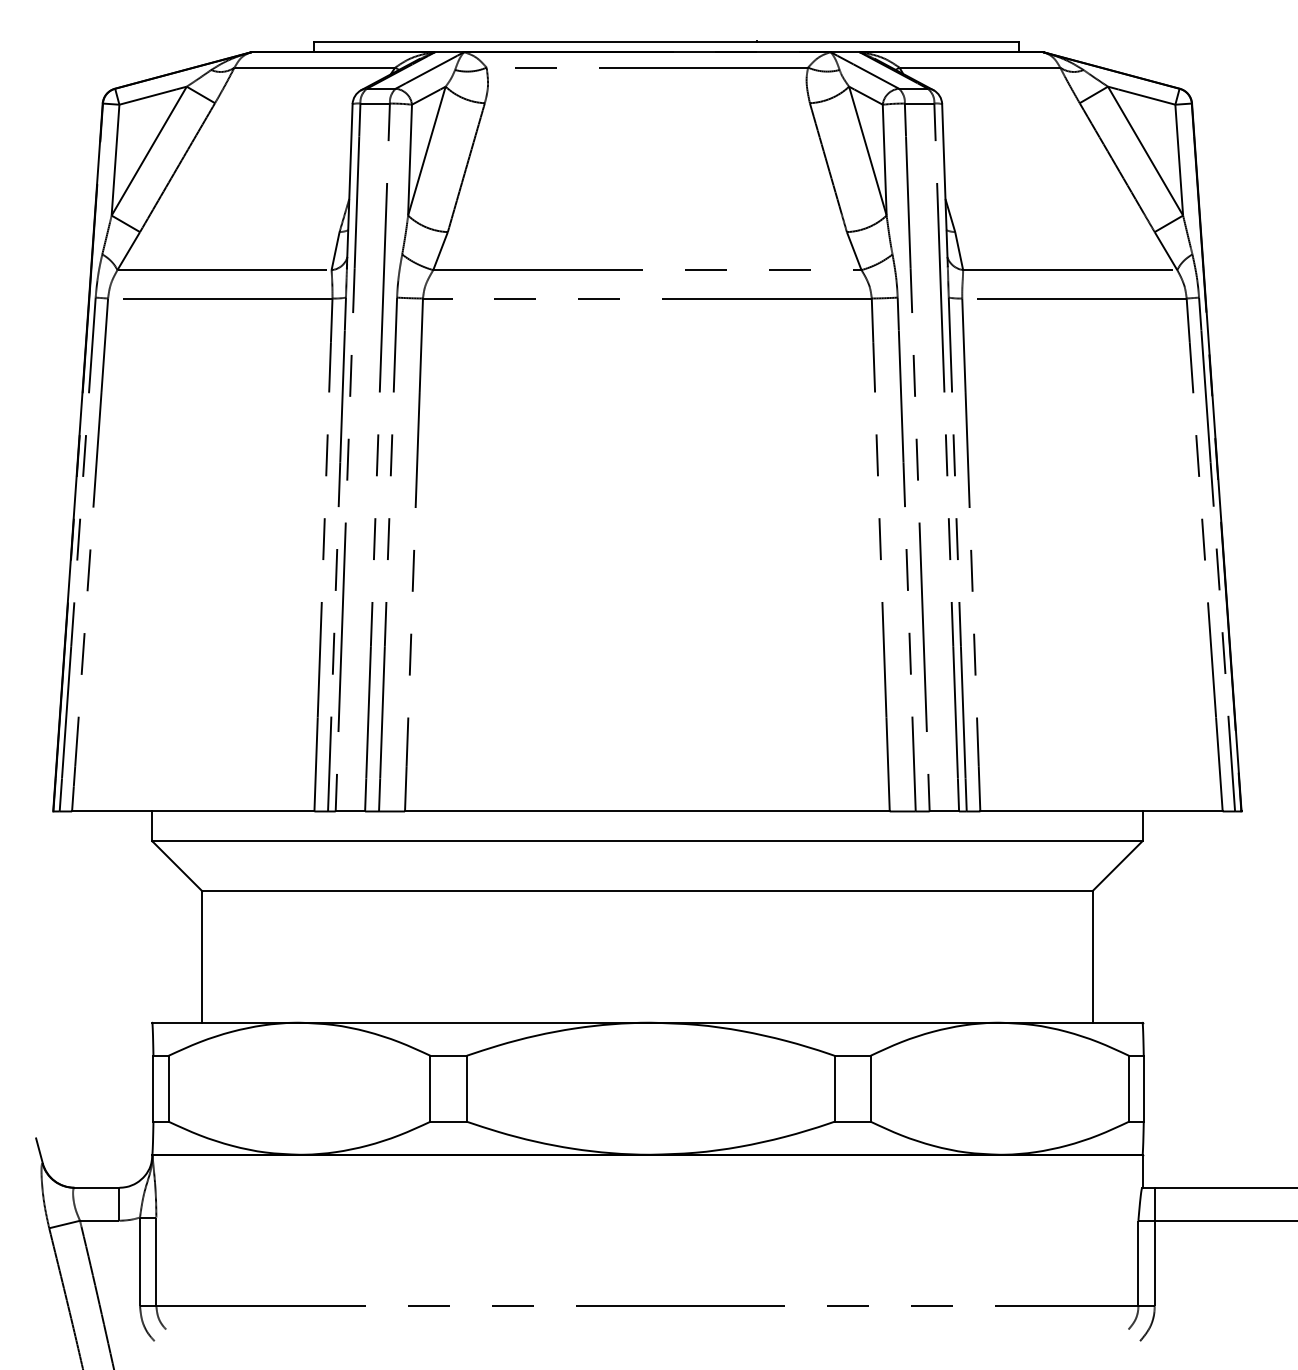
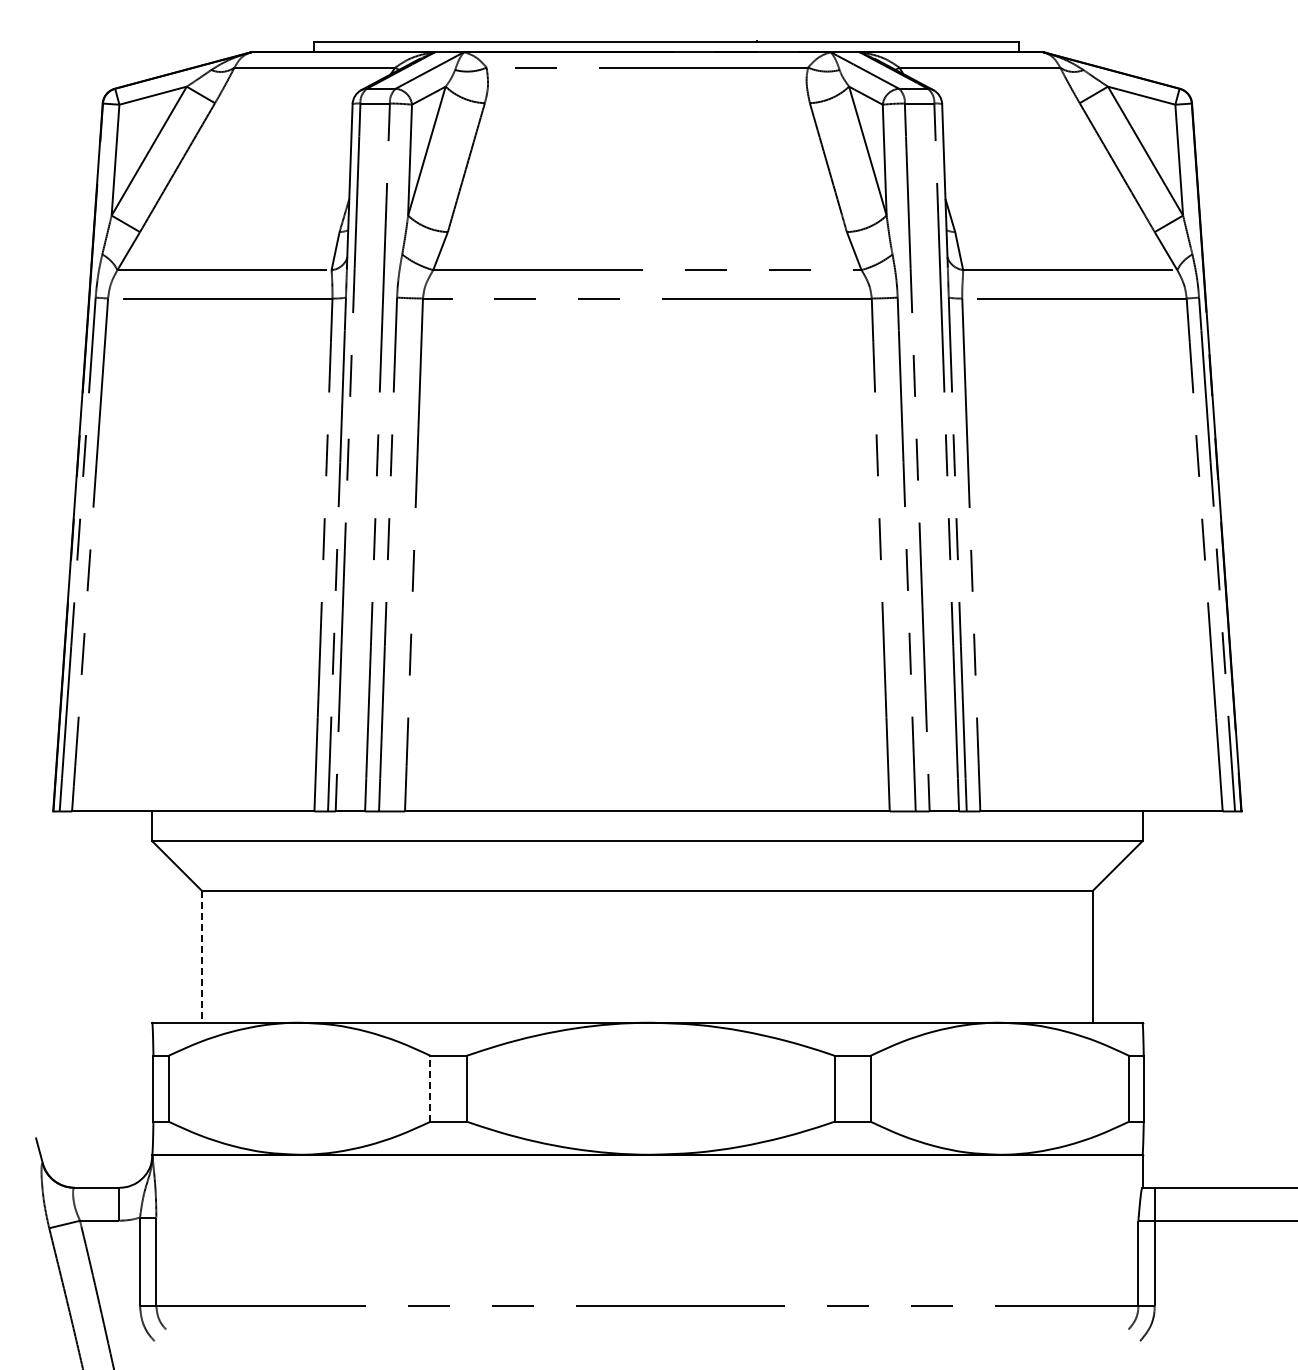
line: solid -> dashed (201, 957)
line: solid -> dashed (430, 1088)
